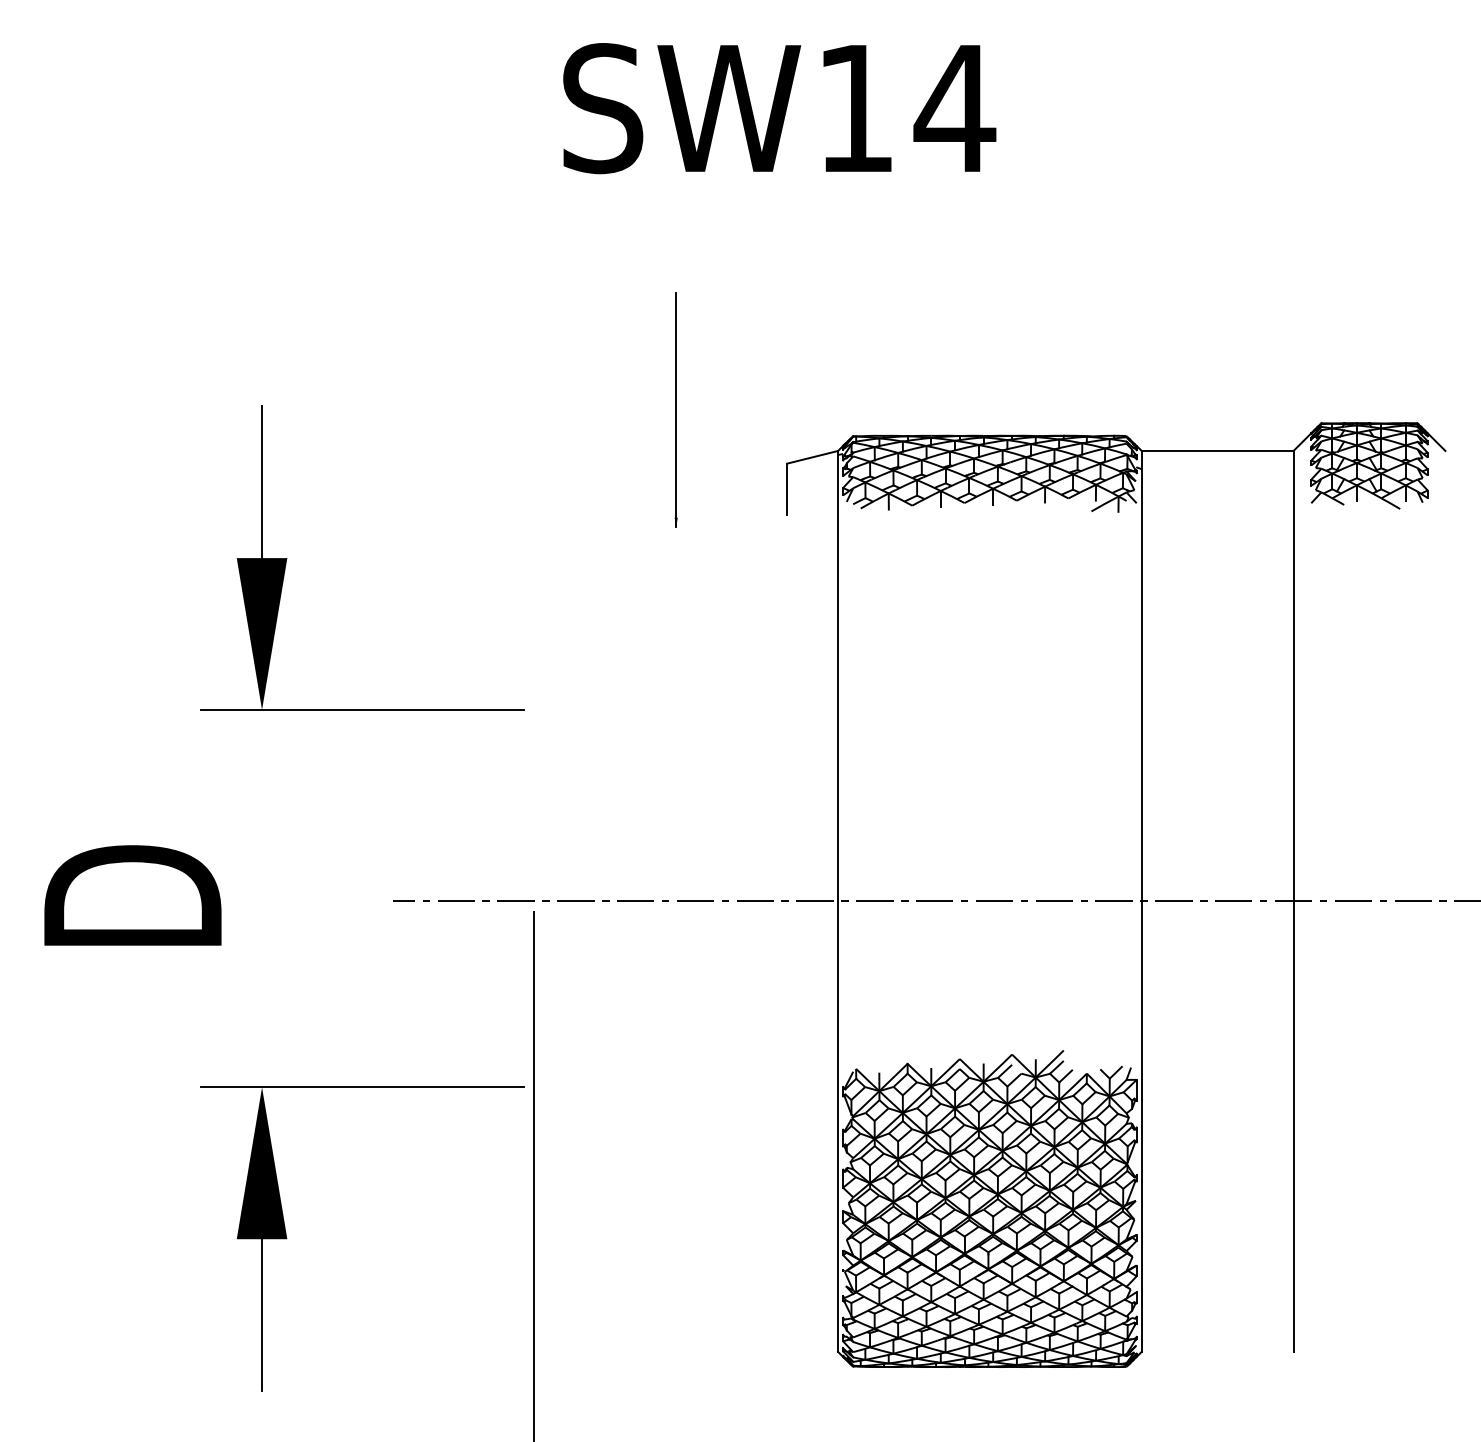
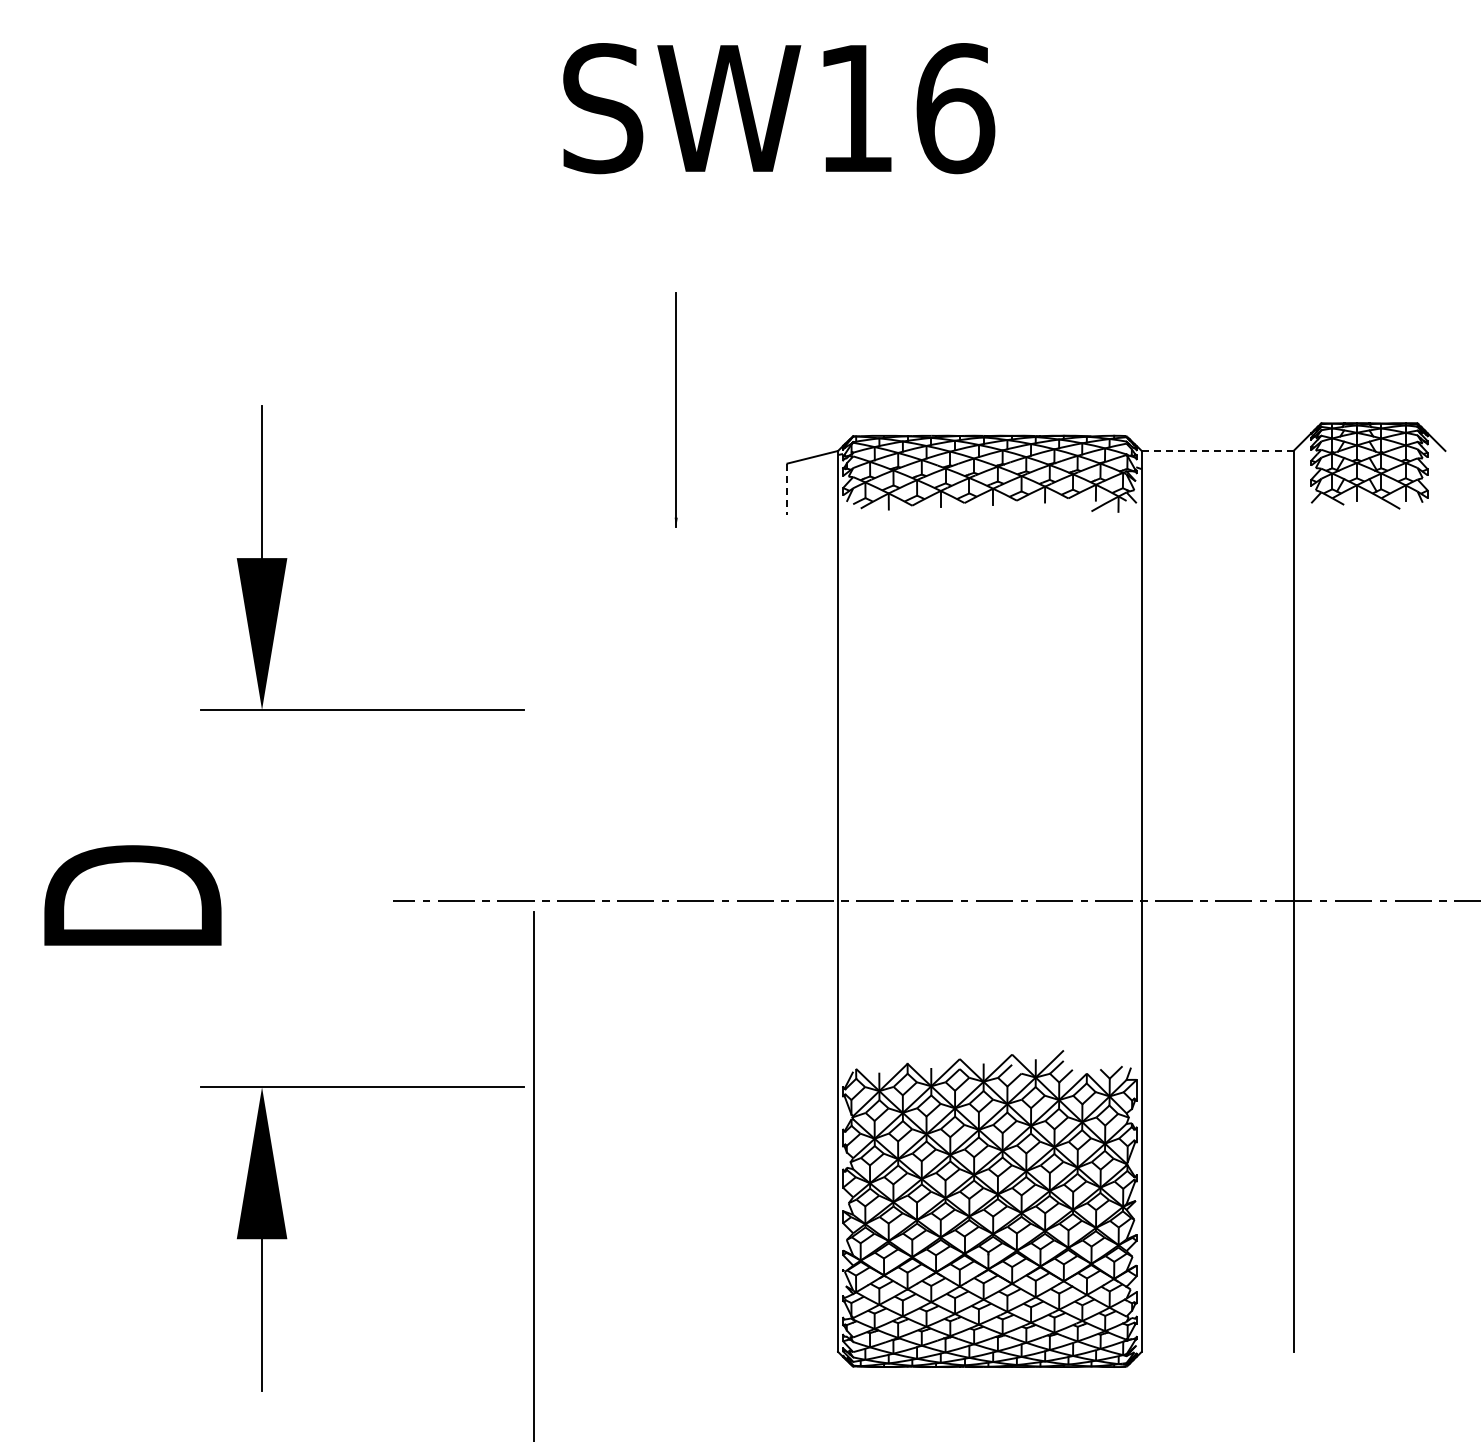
text: SW14 -> SW16 (954, 108)
line: solid -> dashed (1217, 450)
line: solid -> dashed (787, 489)
